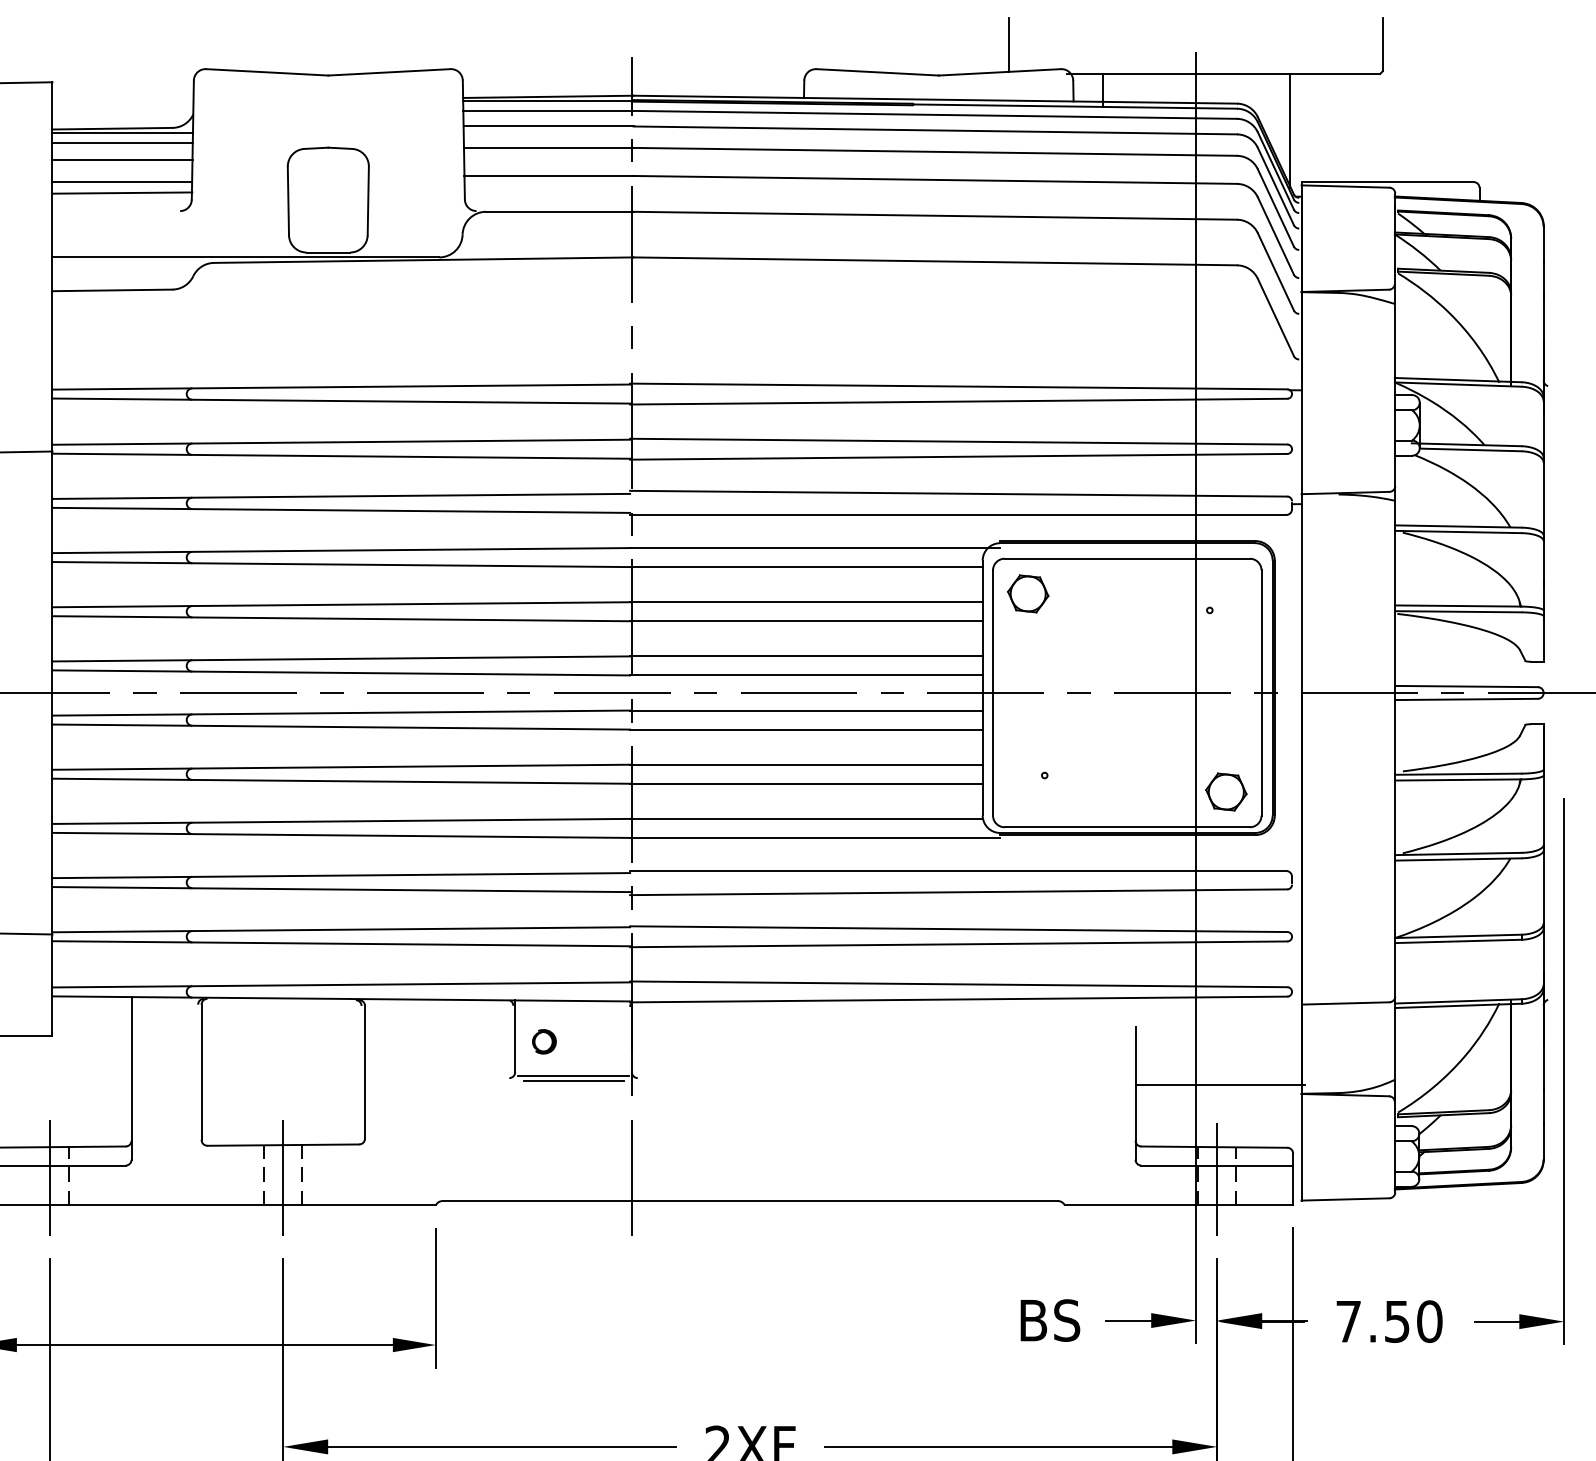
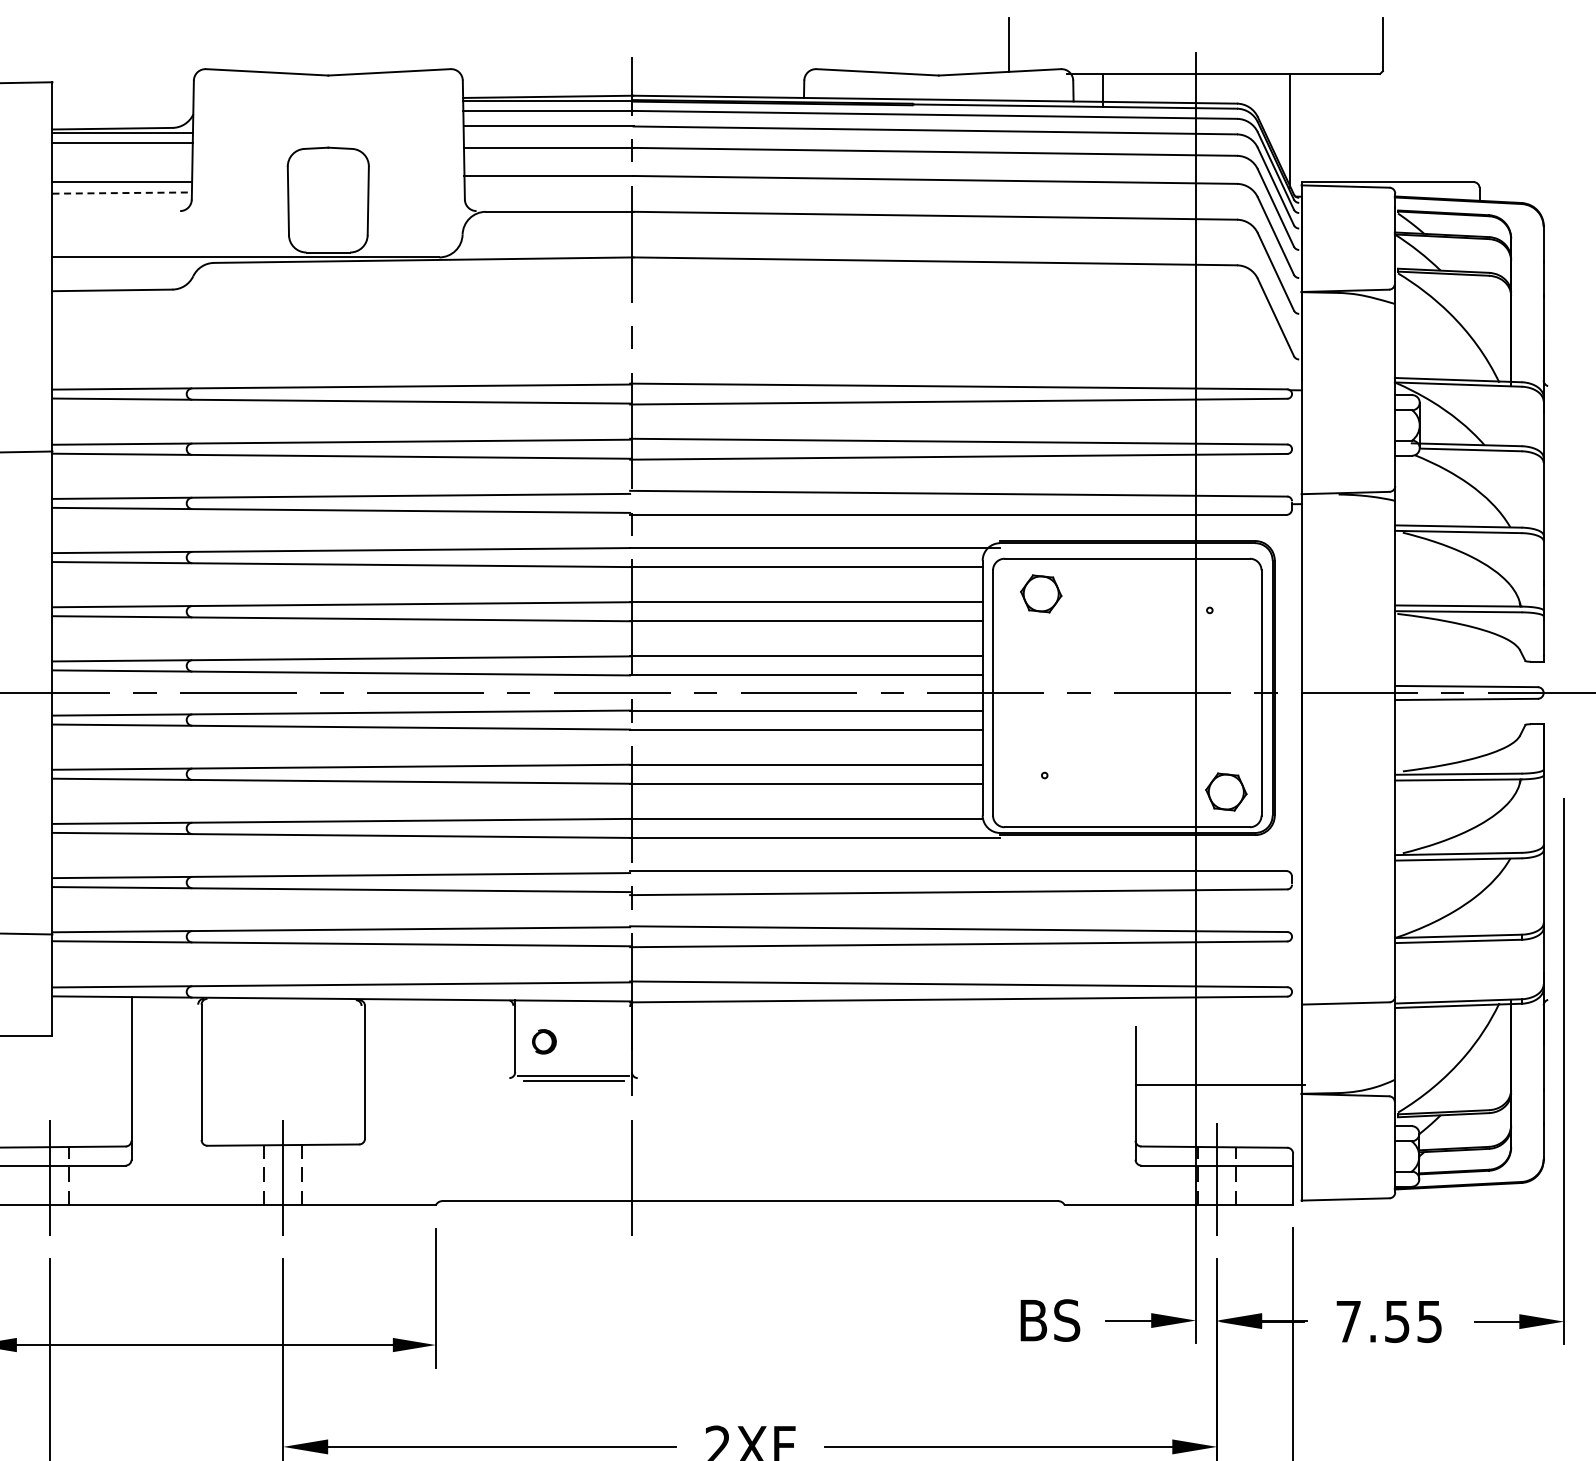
line: present -> none (122, 159)
line: solid -> dashed (122, 193)
part position: (1028, 593) -> (1041, 593) (1041, 593)
text: 7.50 -> 7.55 (1429, 1321)
